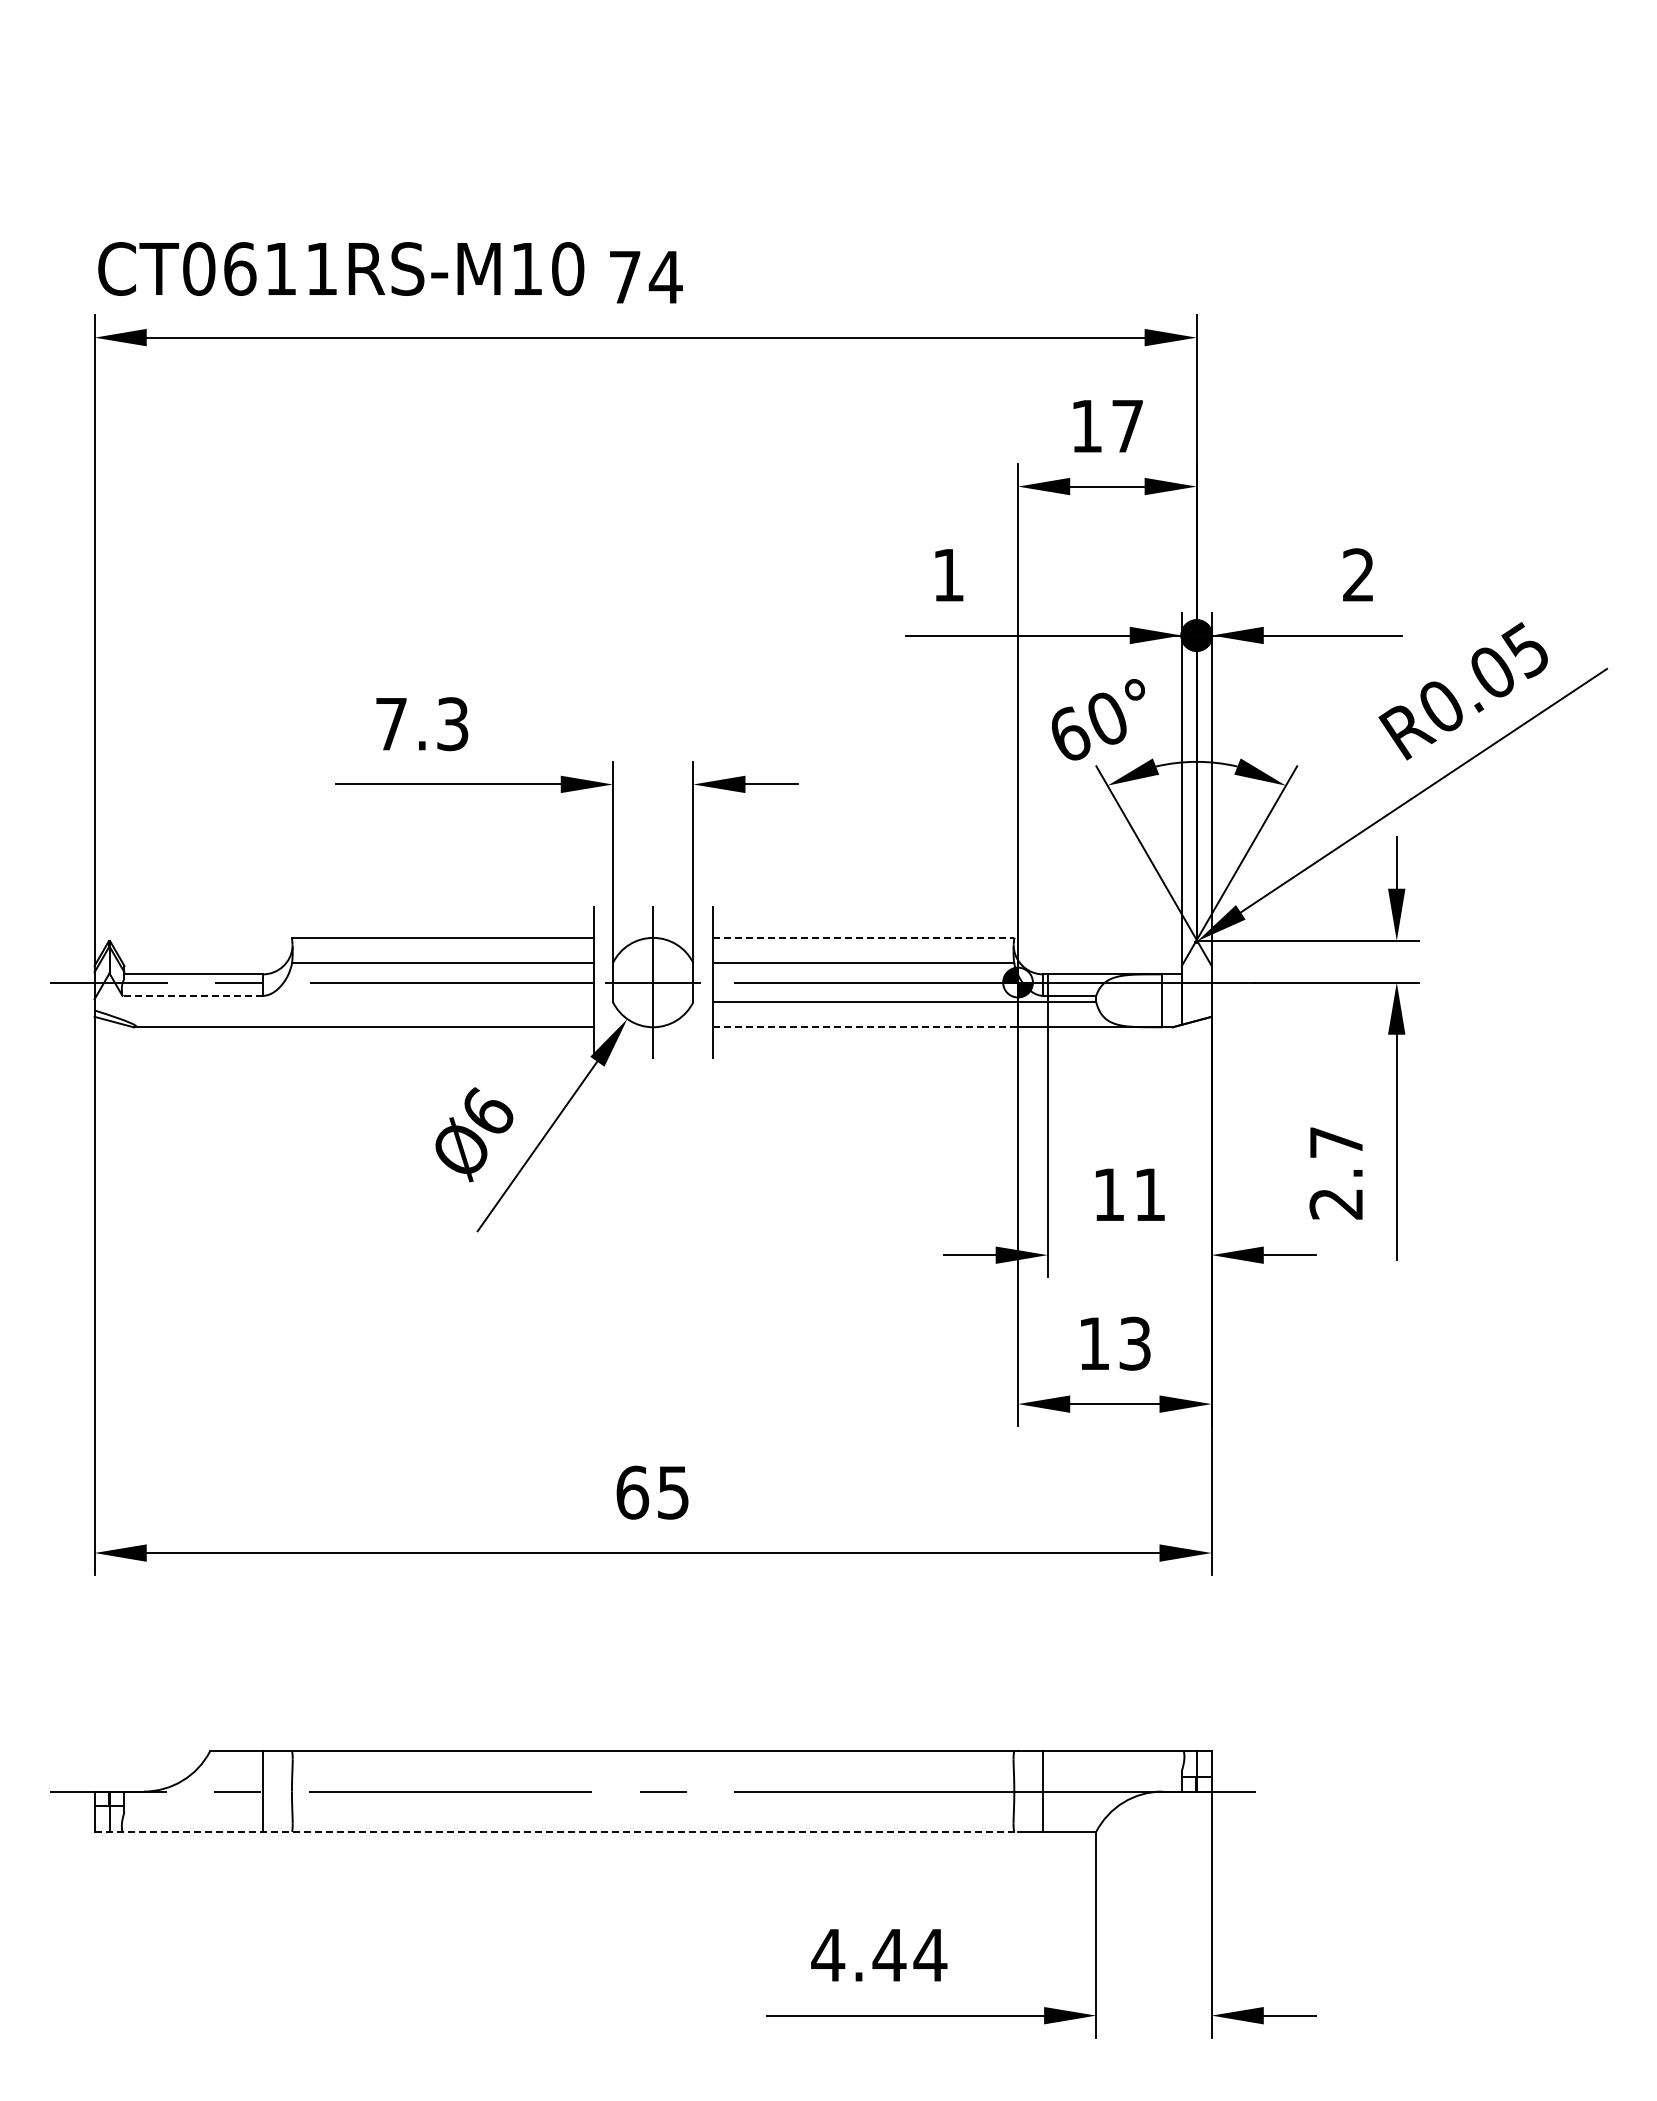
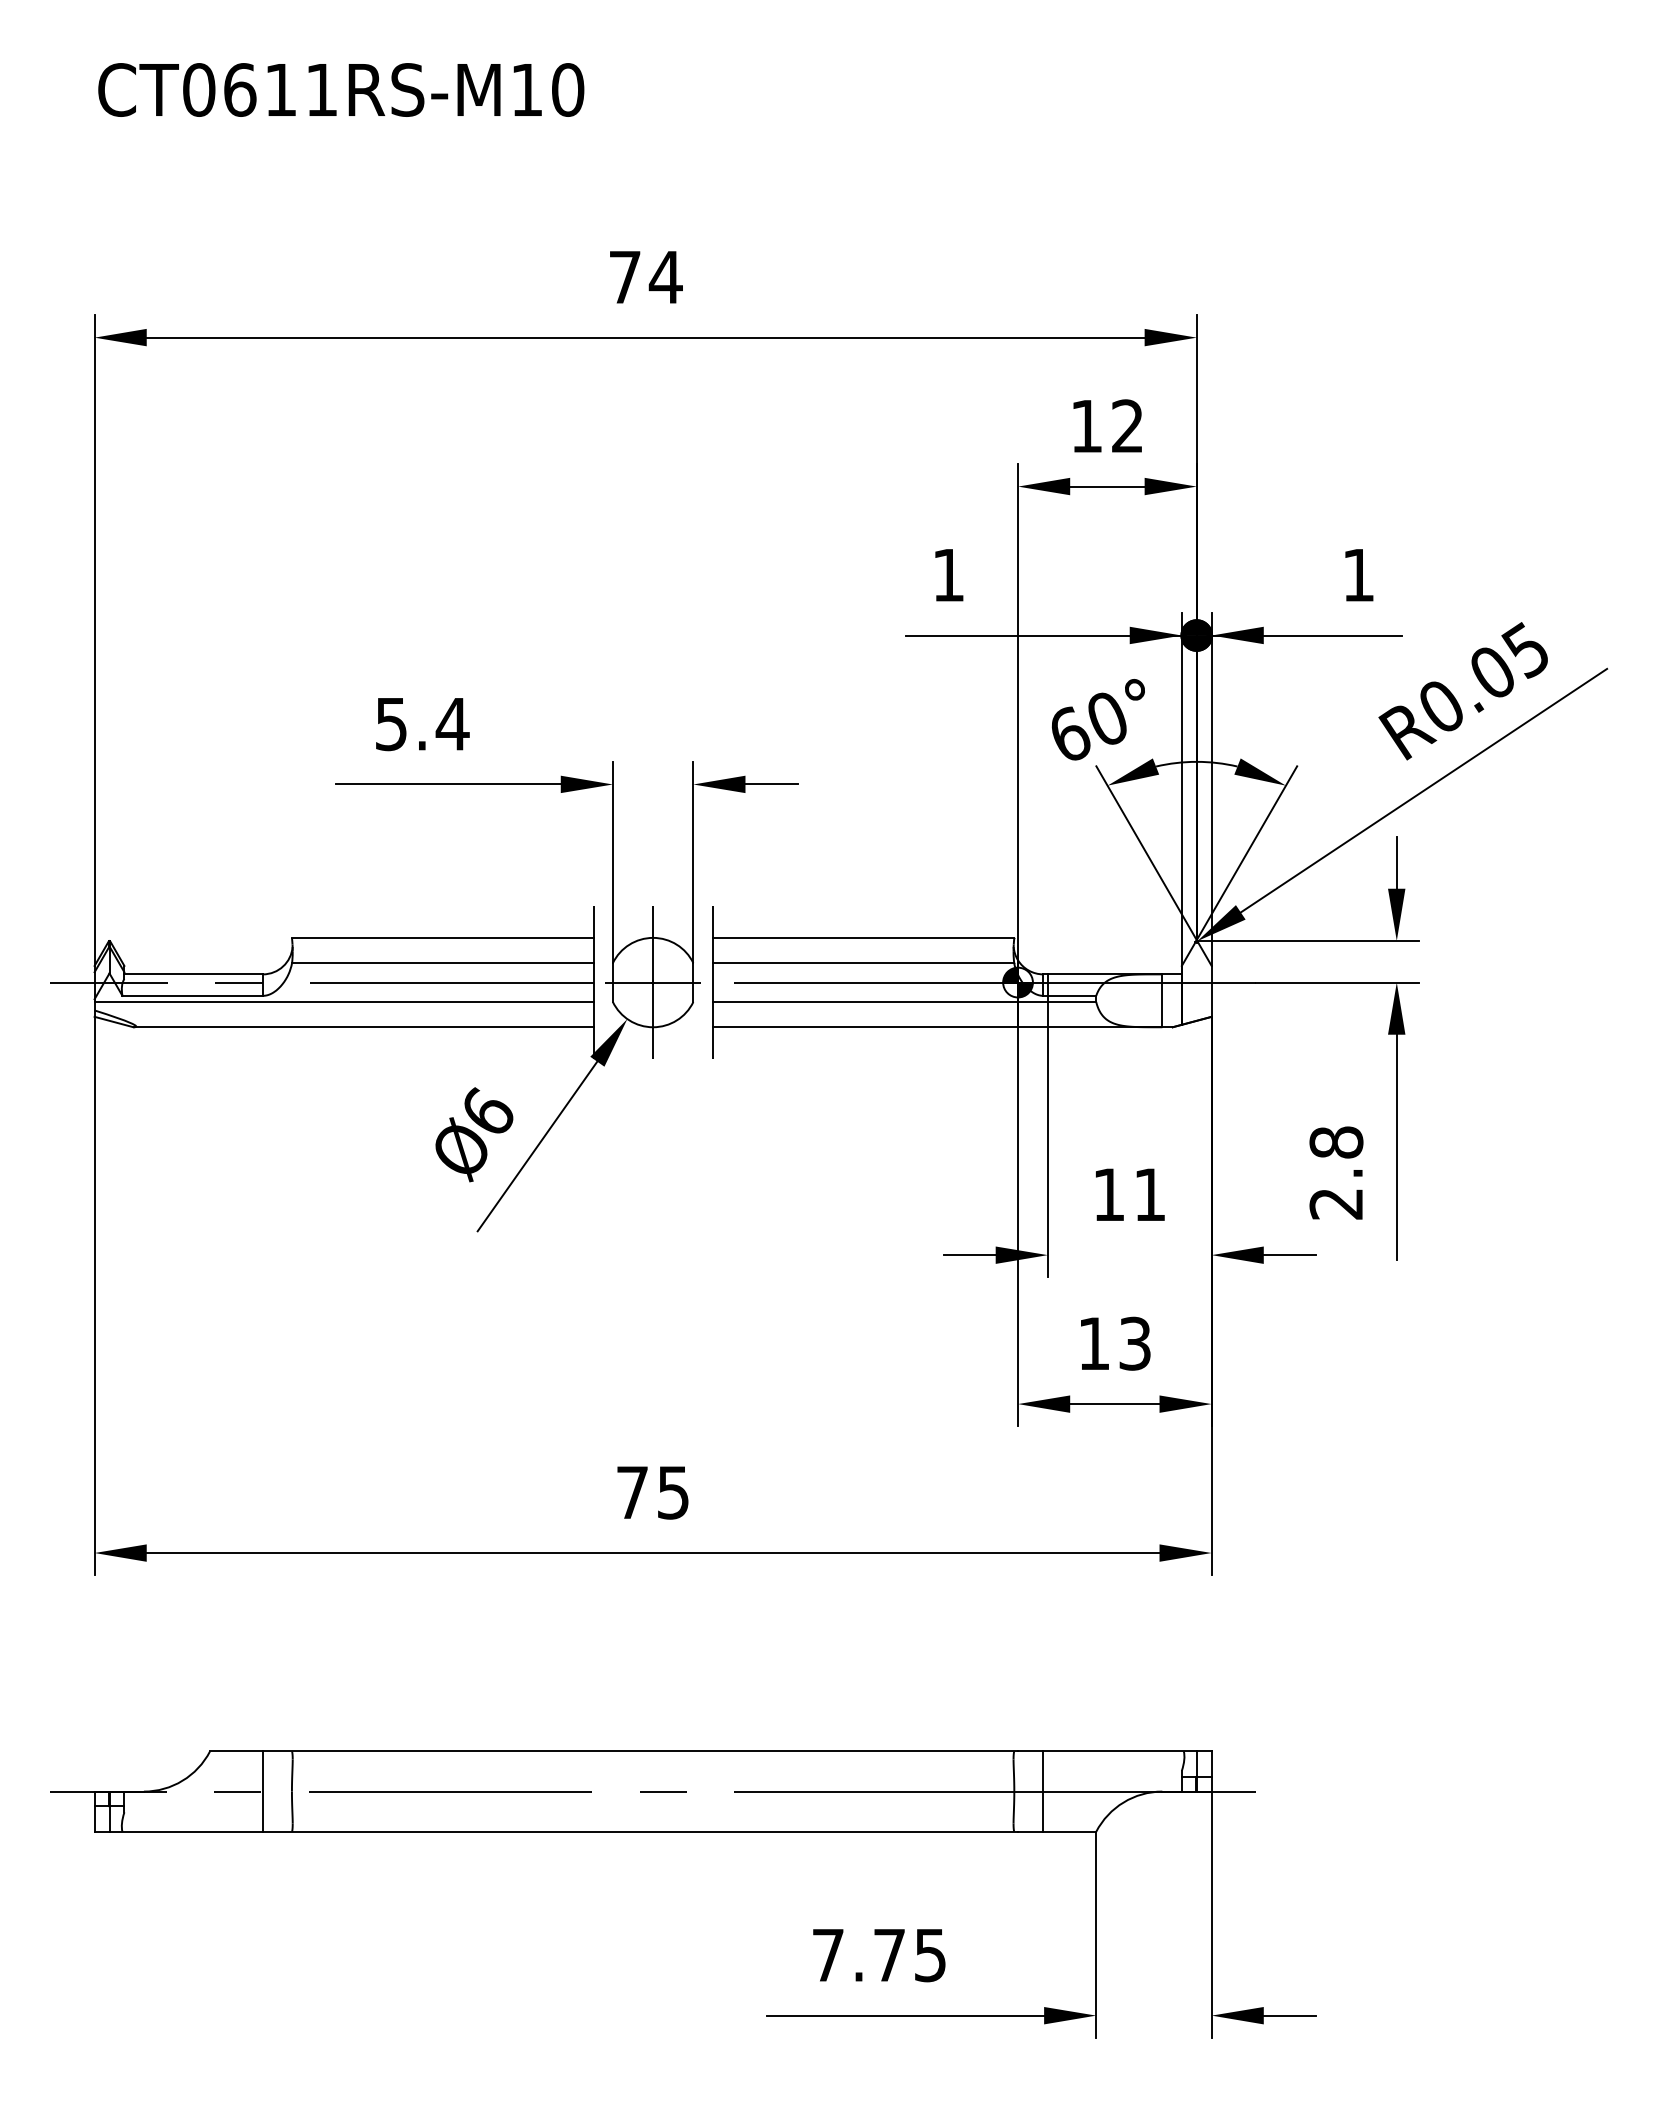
text position: (341, 268) -> (341, 89) (341, 89)
text: 17 -> 12 (1127, 425)
text: 2 -> 1 (1358, 574)
text: 7.3 -> 5.4 (422, 724)
line: dashed -> solid (863, 937)
line: dashed -> solid (192, 995)
line: none -> present (343, 1002)
line: dashed -> solid (865, 1027)
text: 2.7 -> 2.8 (1336, 1142)
text: 65 -> 75 (632, 1492)
line: dashed -> solid (556, 1831)
text: 4.44 -> 7.75 (879, 1955)
